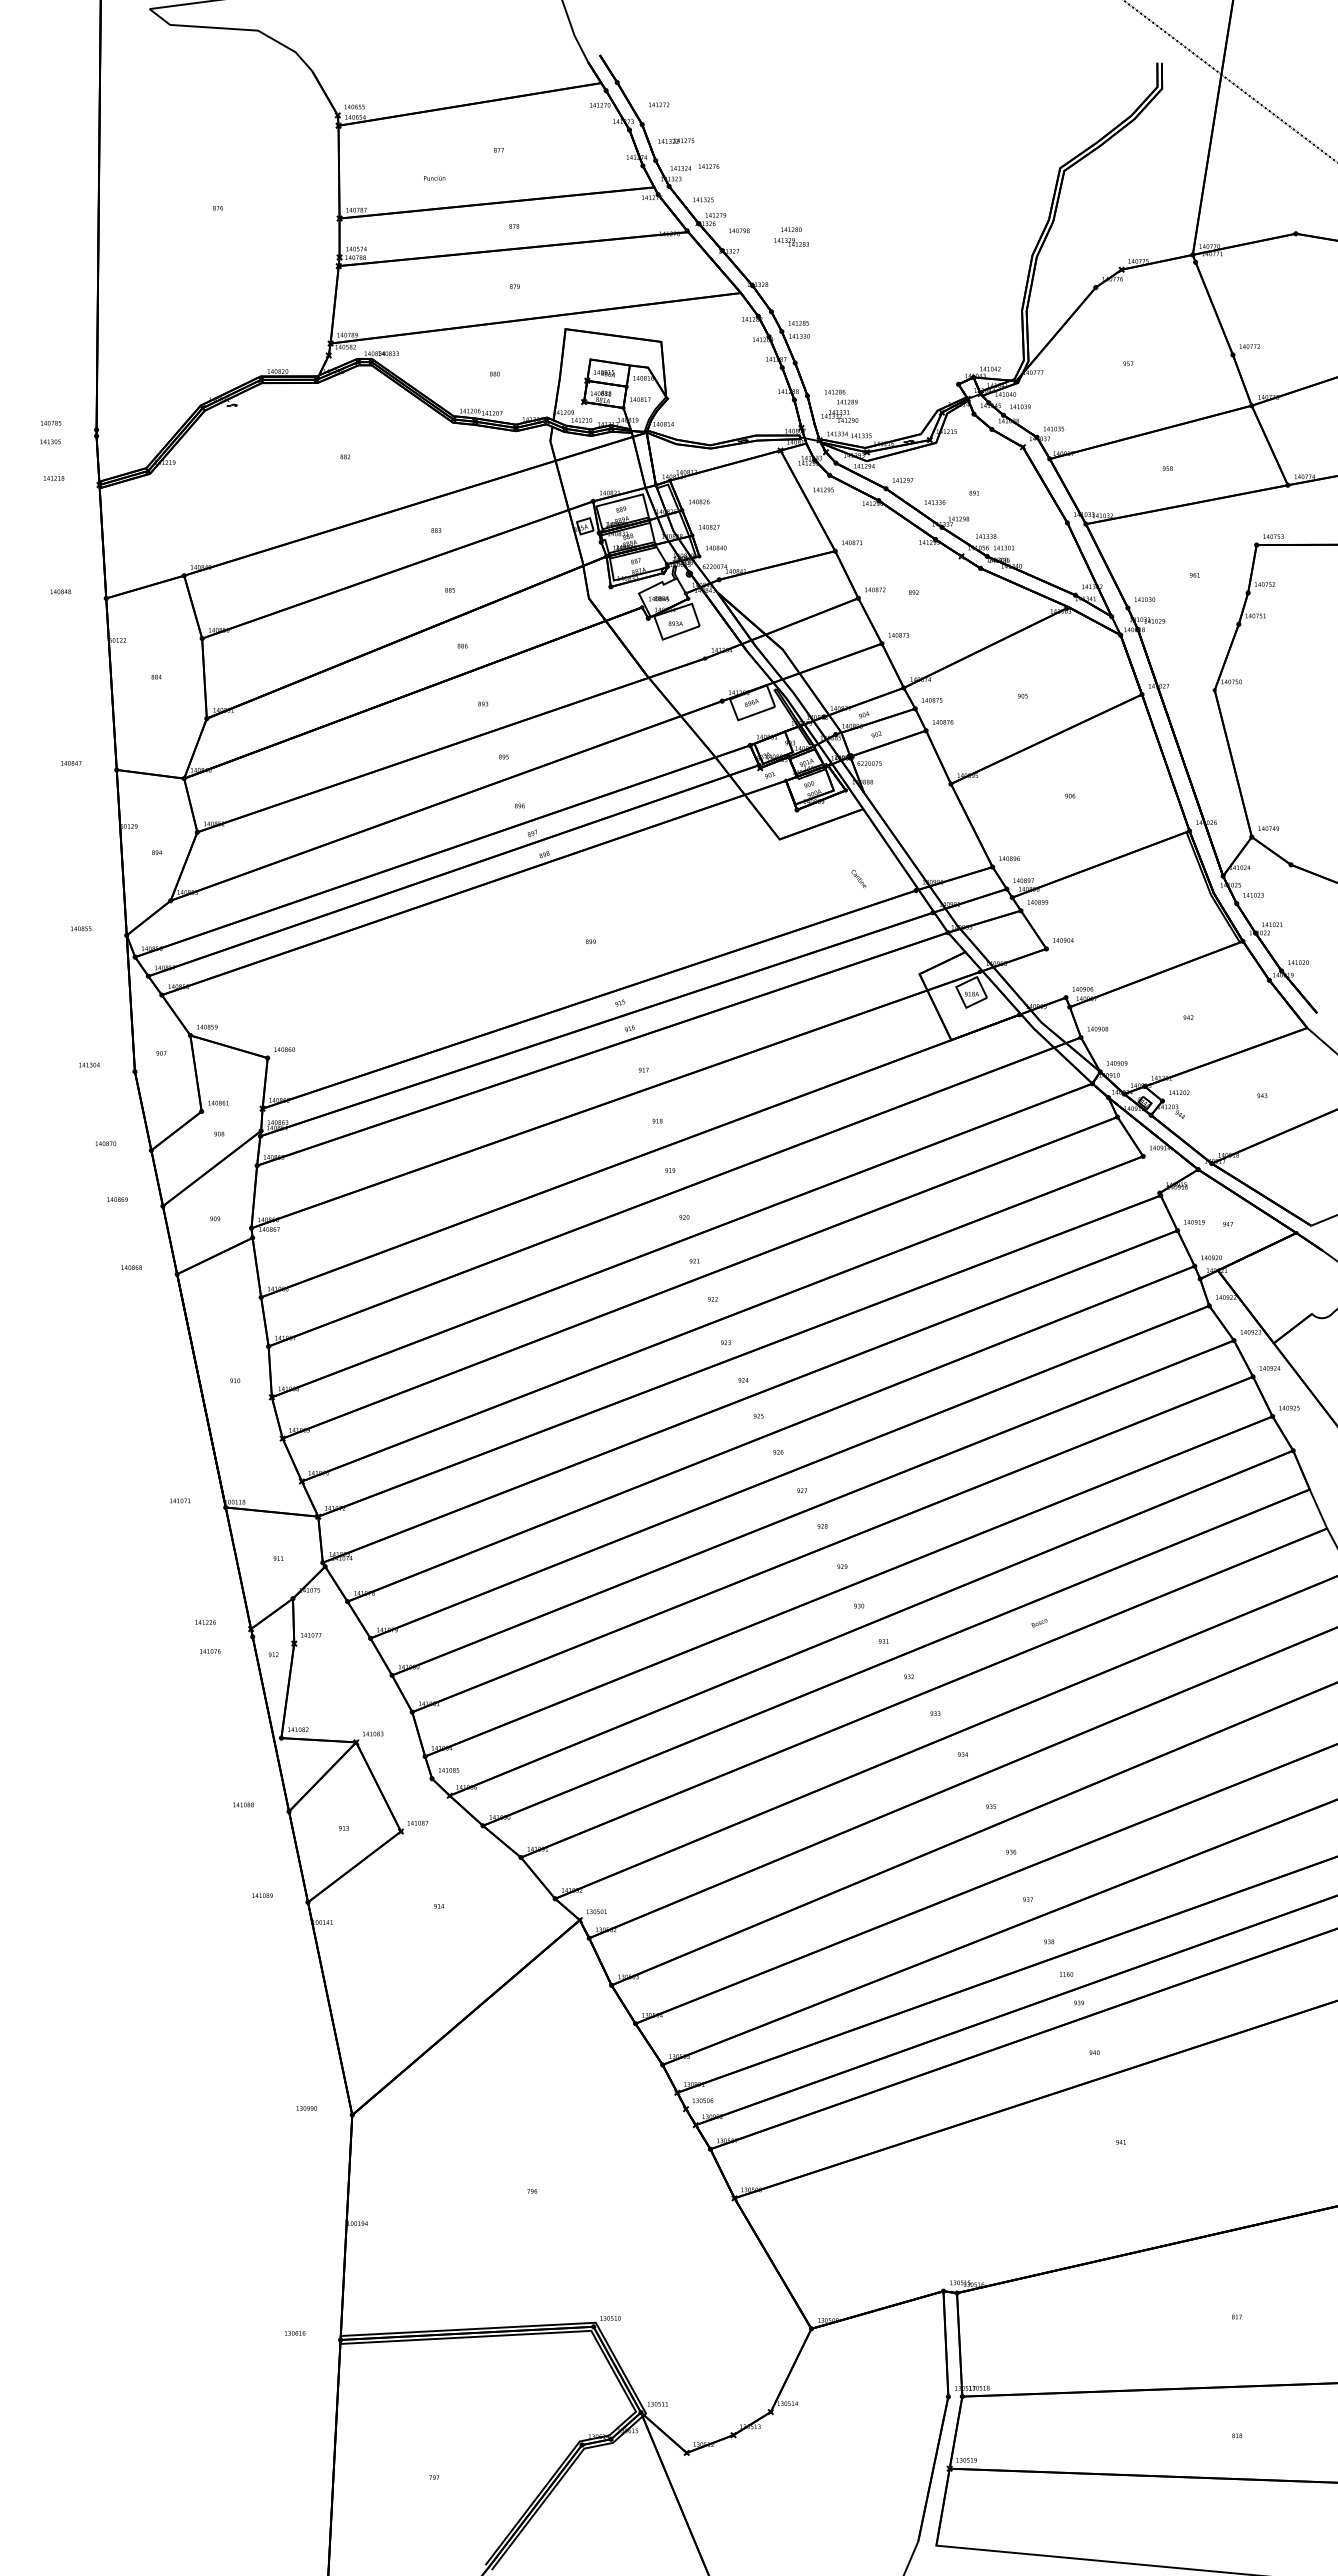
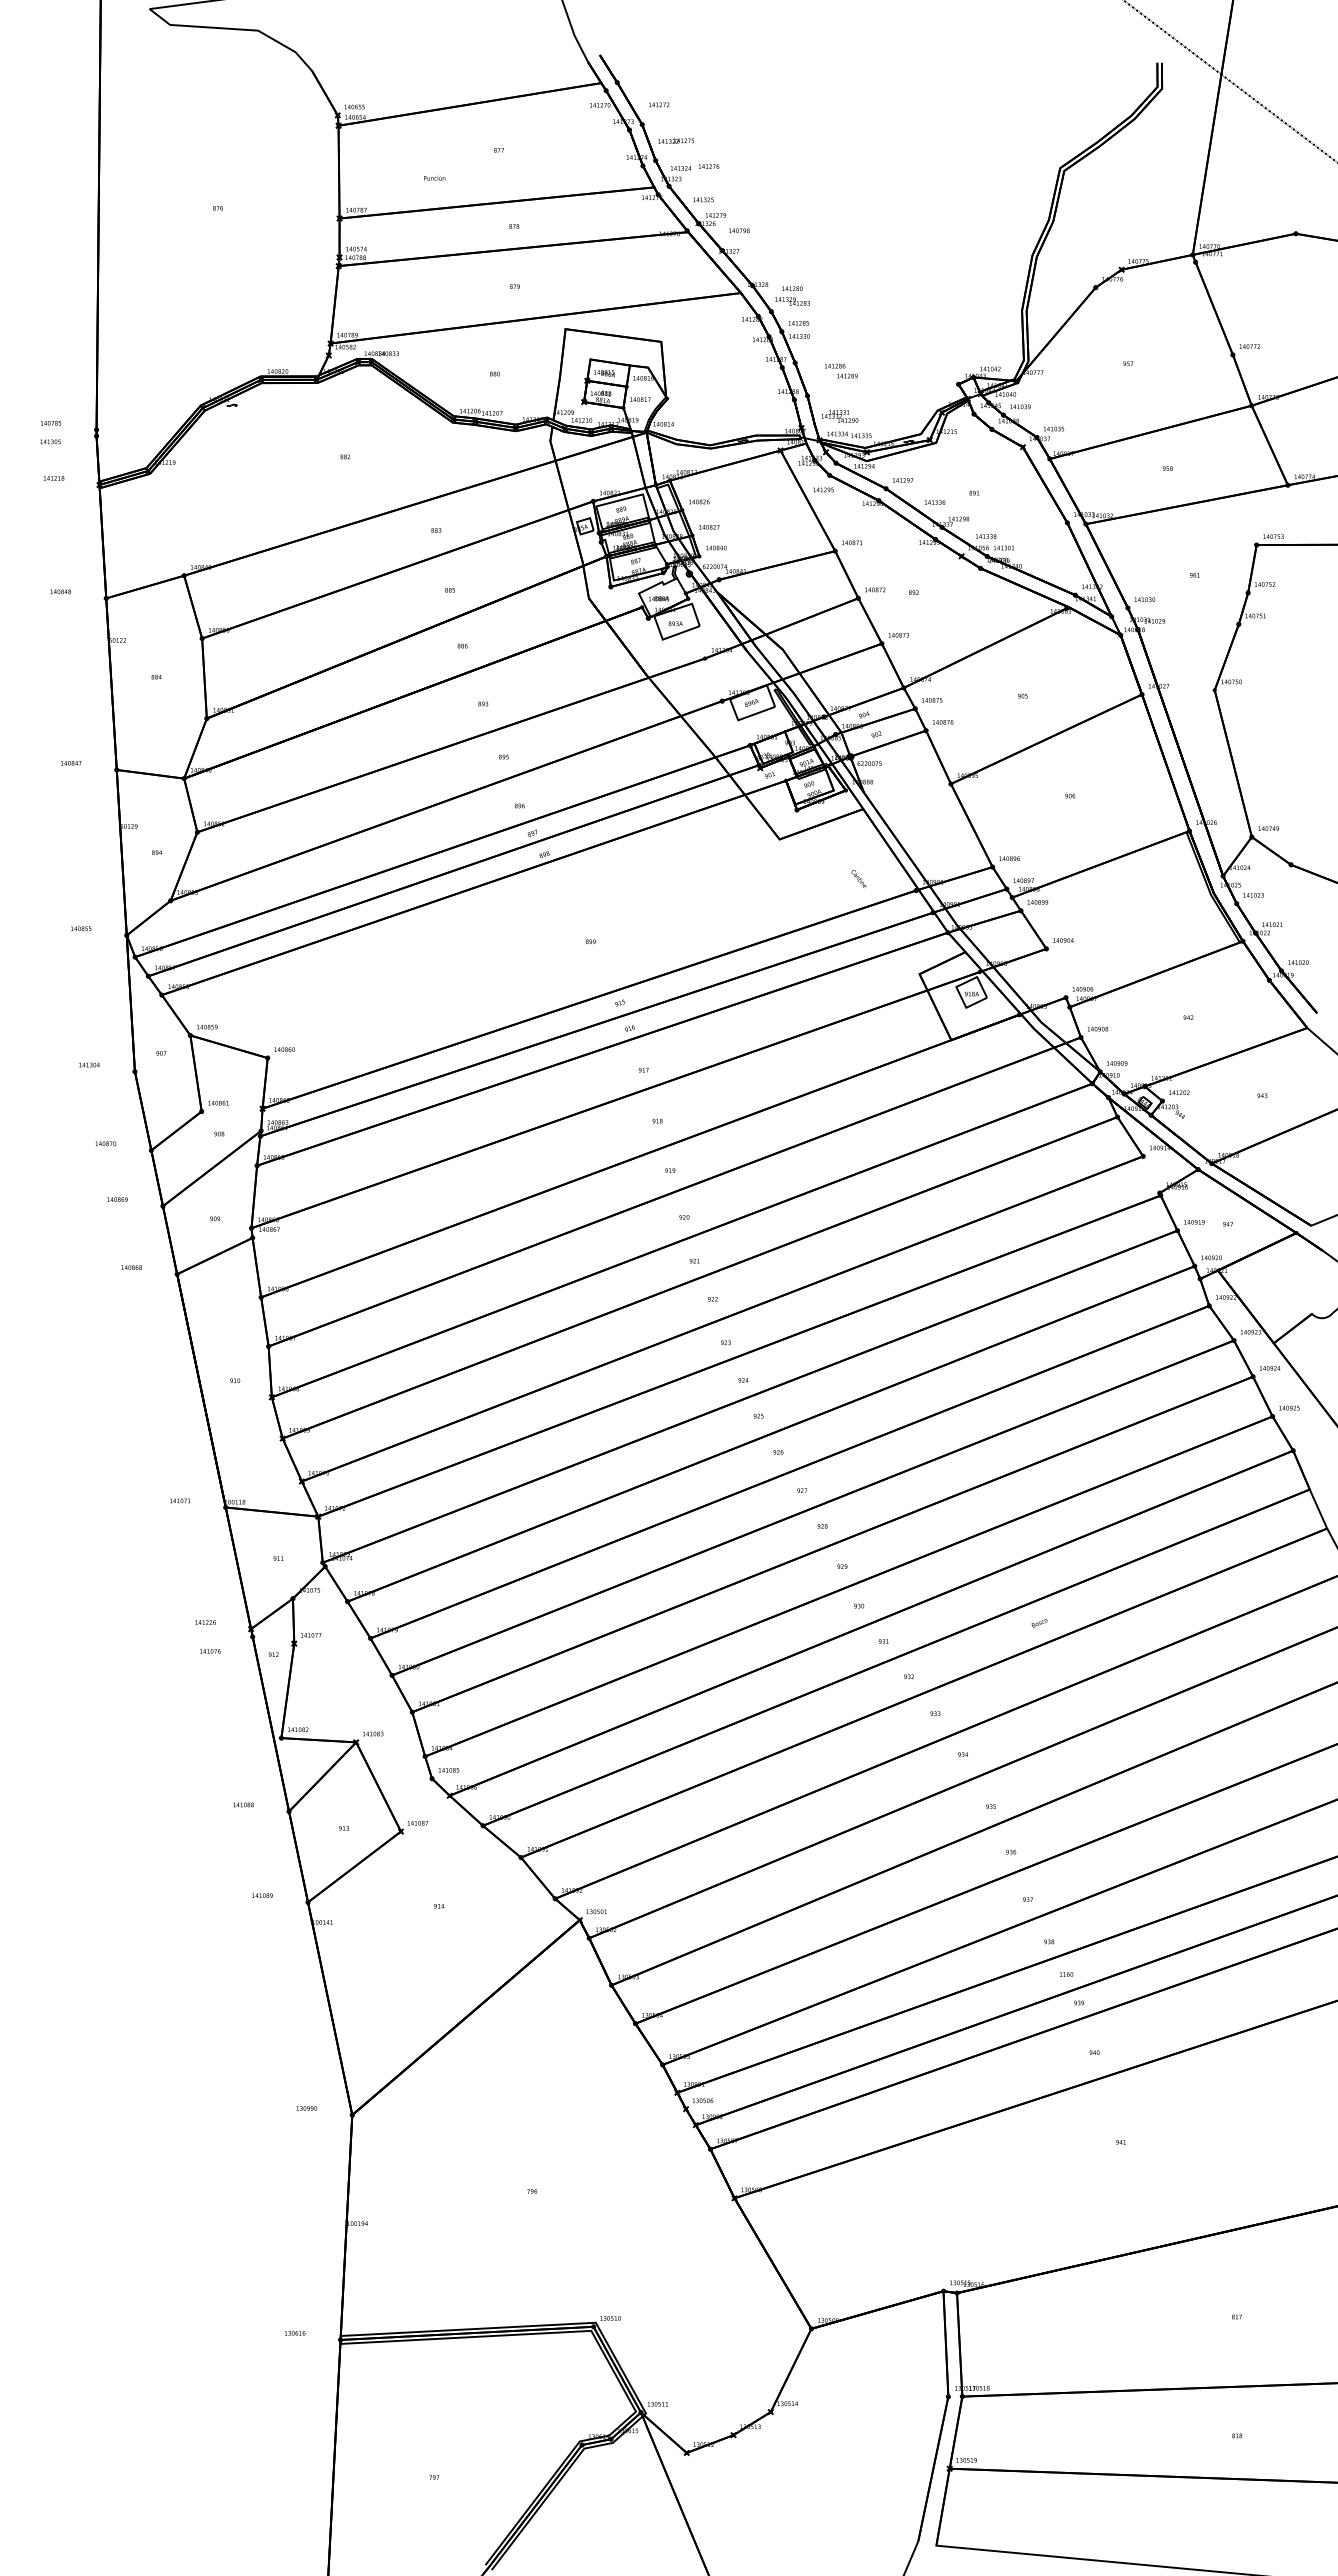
text position: (791, 236) -> (792, 295) (792, 295)
text position: (841, 396) -> (841, 370) (841, 370)
